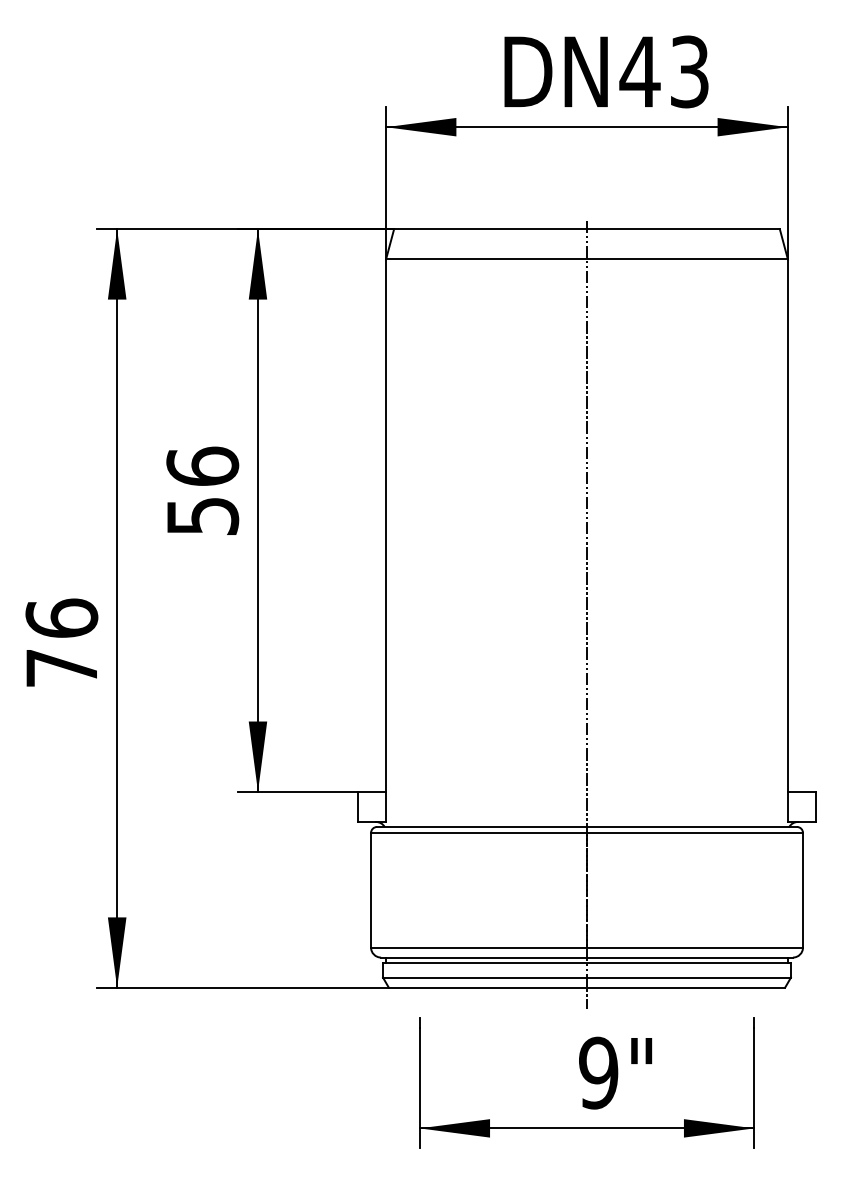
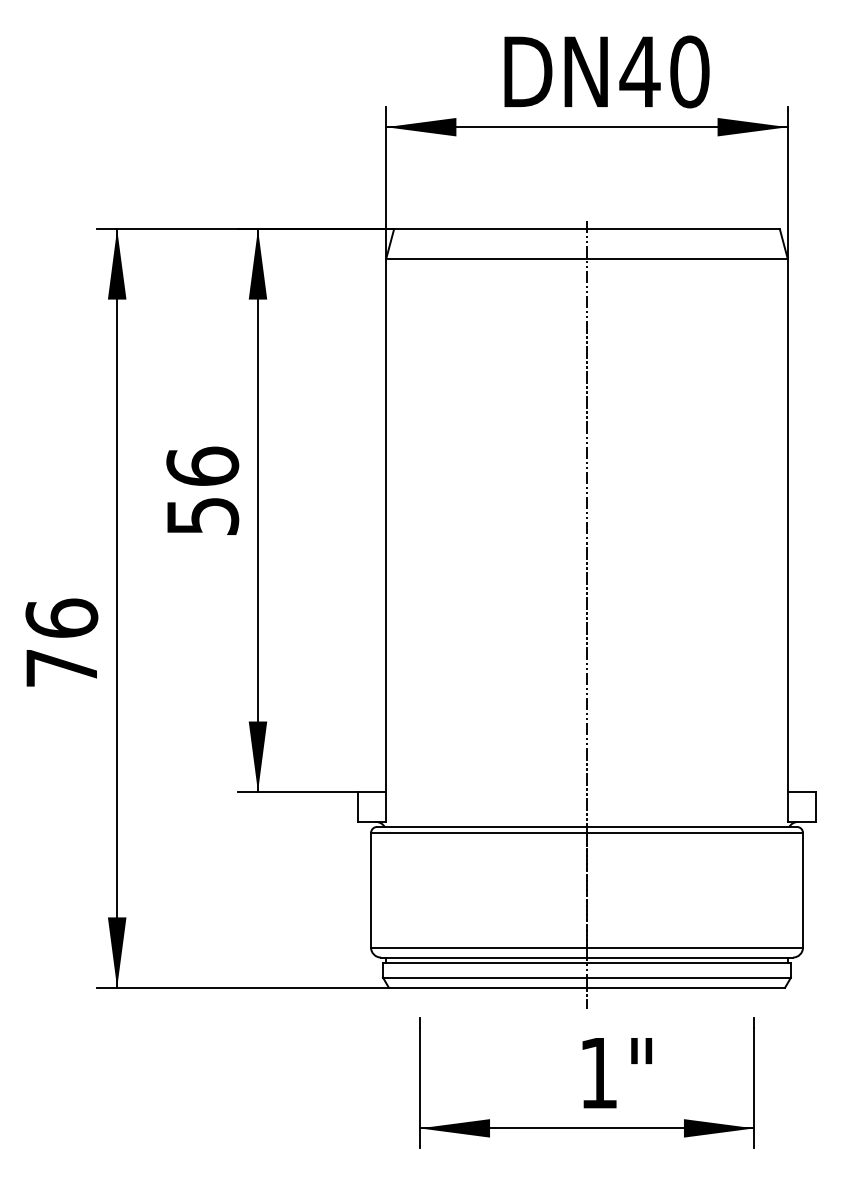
text: 43 -> 40 (689, 71)
text: 9" -> 1" (598, 1072)
